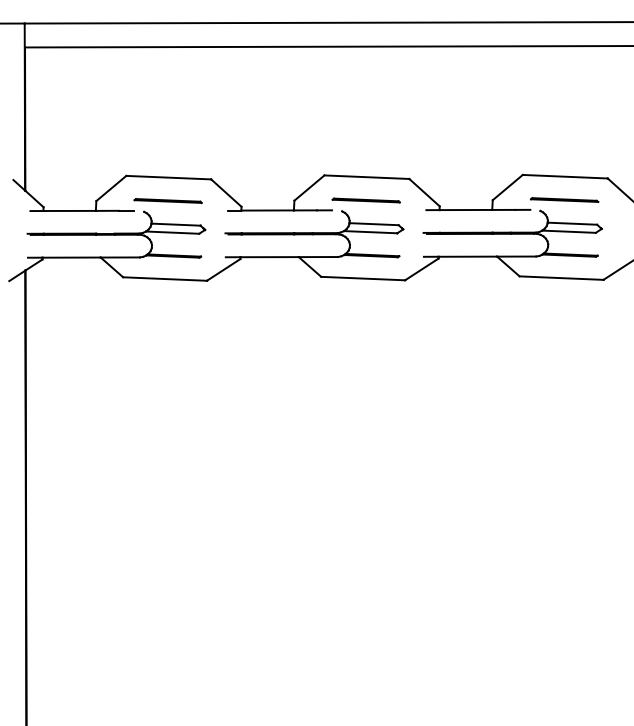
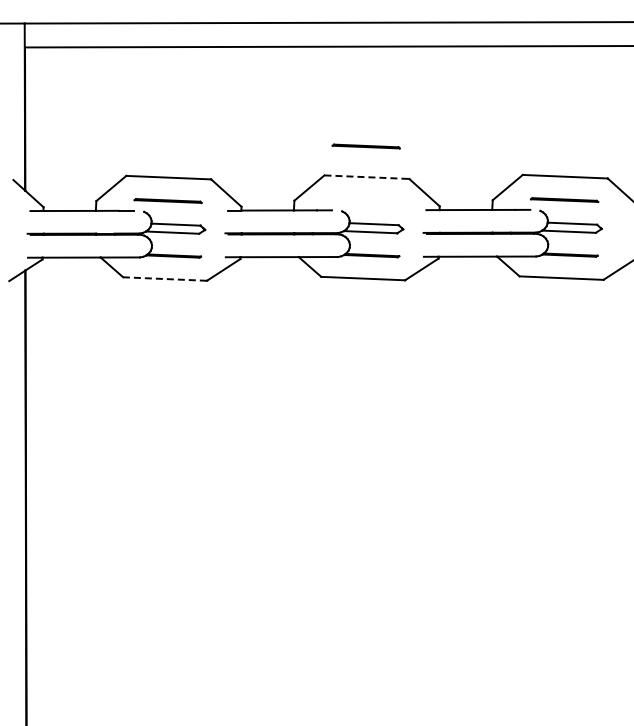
line: solid -> dashed (367, 177)
line position: (365, 200) -> (365, 146) (365, 146)
line: solid -> dashed (165, 279)
